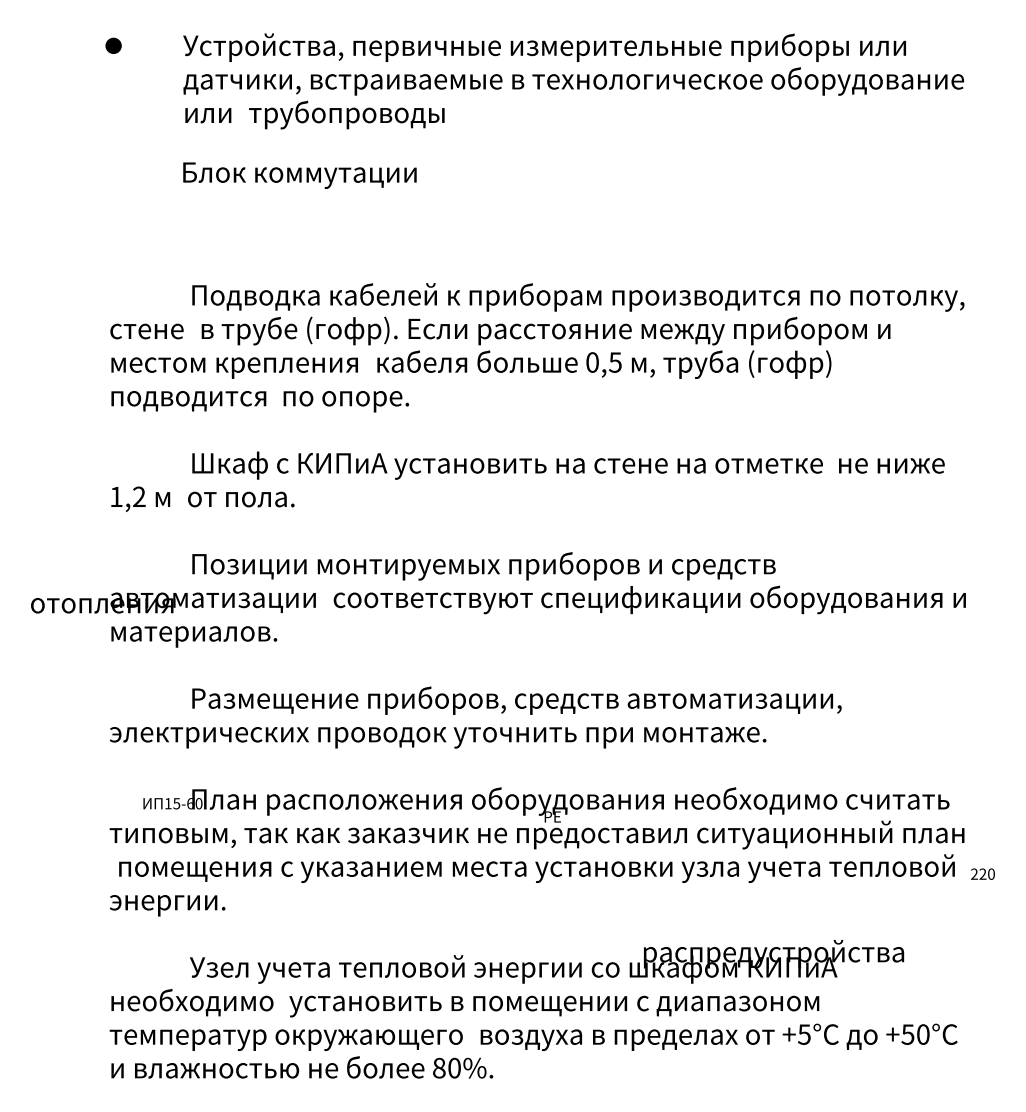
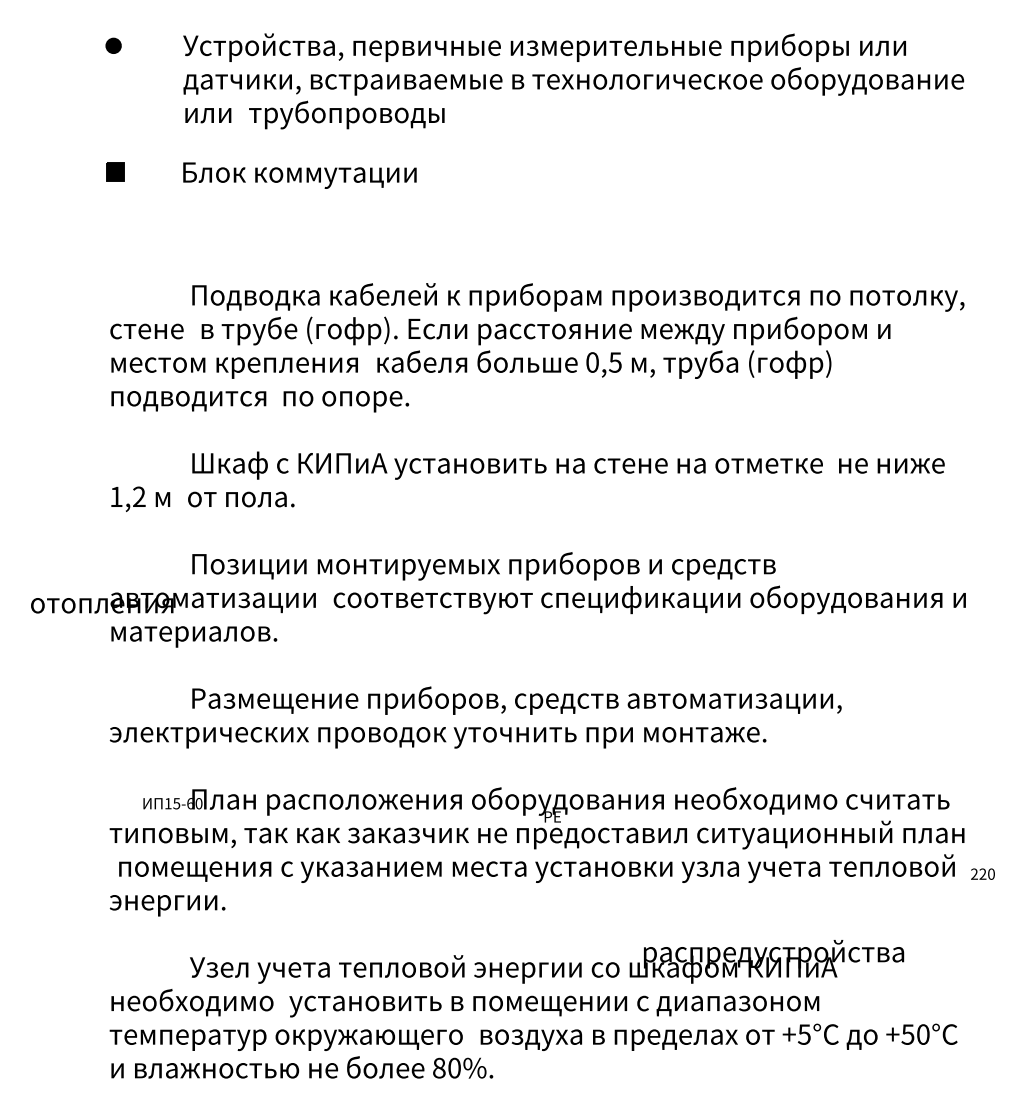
part: none -> present (115, 171)
